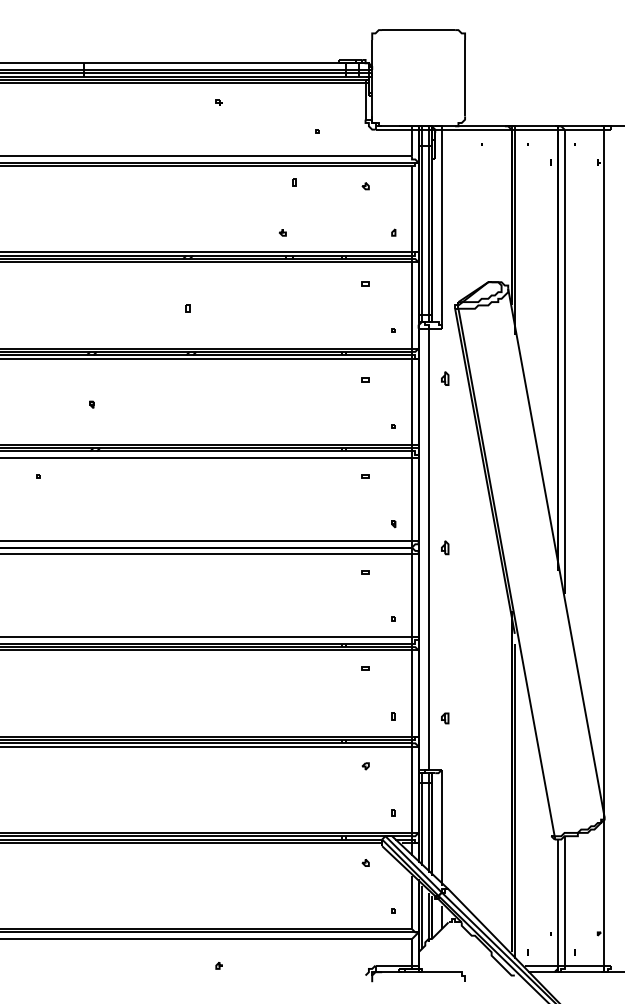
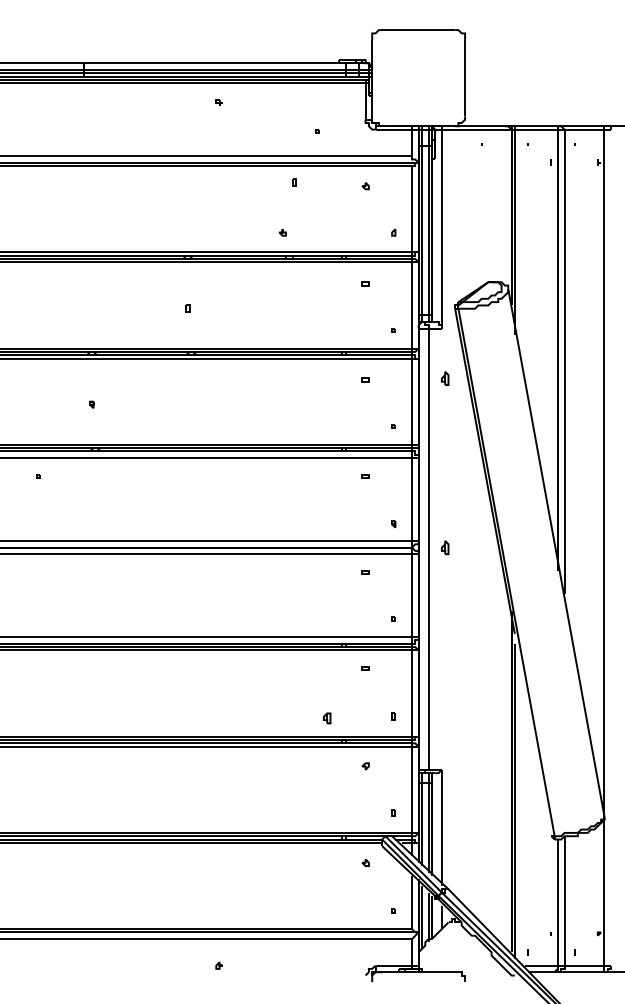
part position: (445, 718) -> (327, 718) (327, 718)
